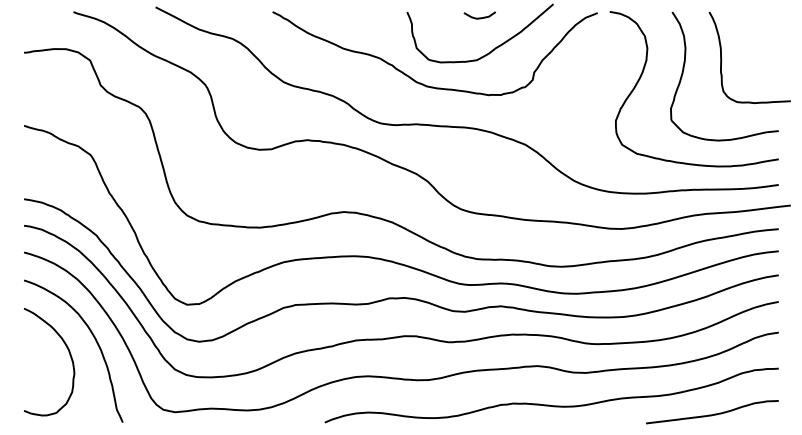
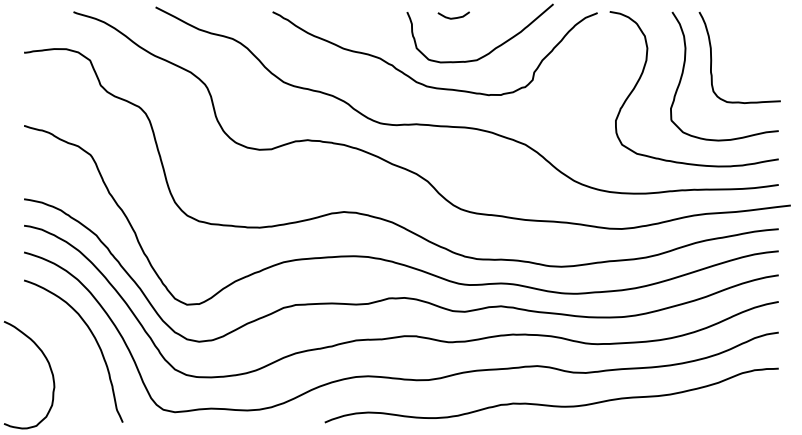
curve position: (479, 17) -> (453, 17) (453, 17)
curve position: (722, 59) -> (712, 59) (712, 59)
curve position: (69, 355) -> (49, 368) (49, 368)
curve: present -> none (712, 414)
